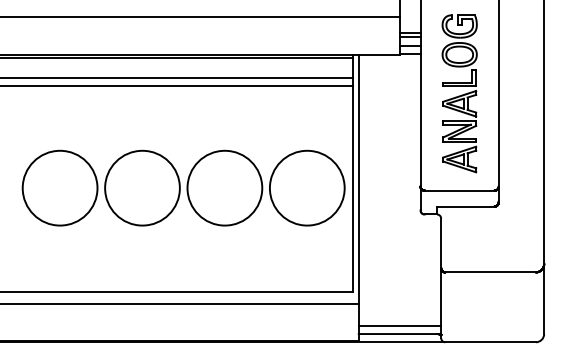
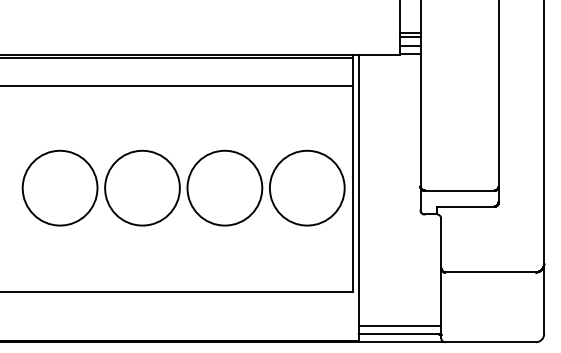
line: present -> none (200, 17)
line: present -> none (177, 78)
part: present -> none (459, 93)
line: present -> none (180, 303)
